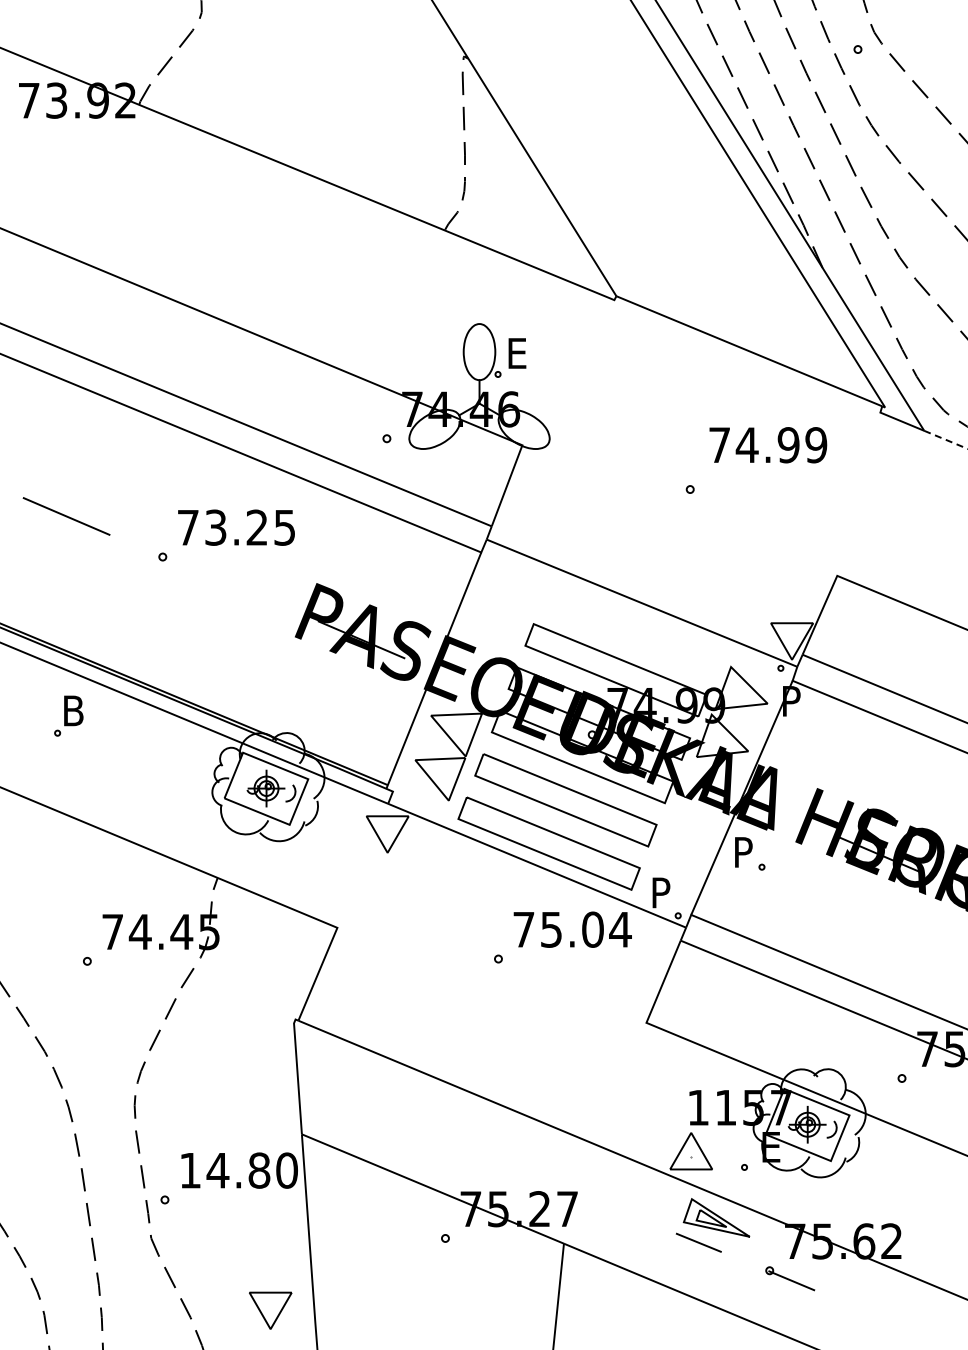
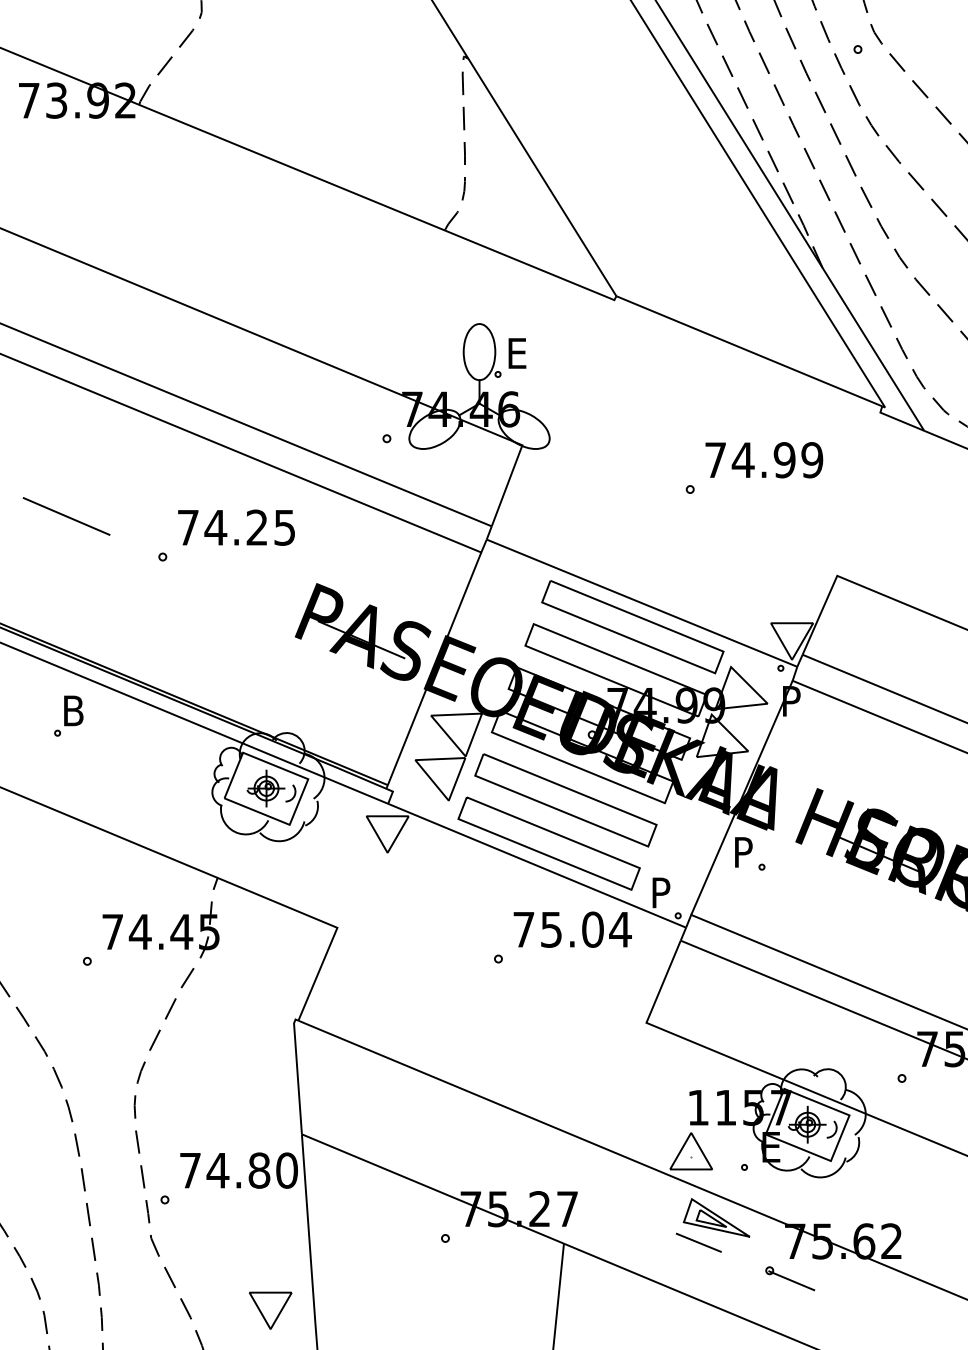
line: dashed -> solid (946, 440)
text position: (768, 445) -> (764, 460) (764, 460)
text: 73.25 -> 74.25 (215, 527)
part: none -> present (632, 627)
text: 14.80 -> 74.80 (190, 1170)
